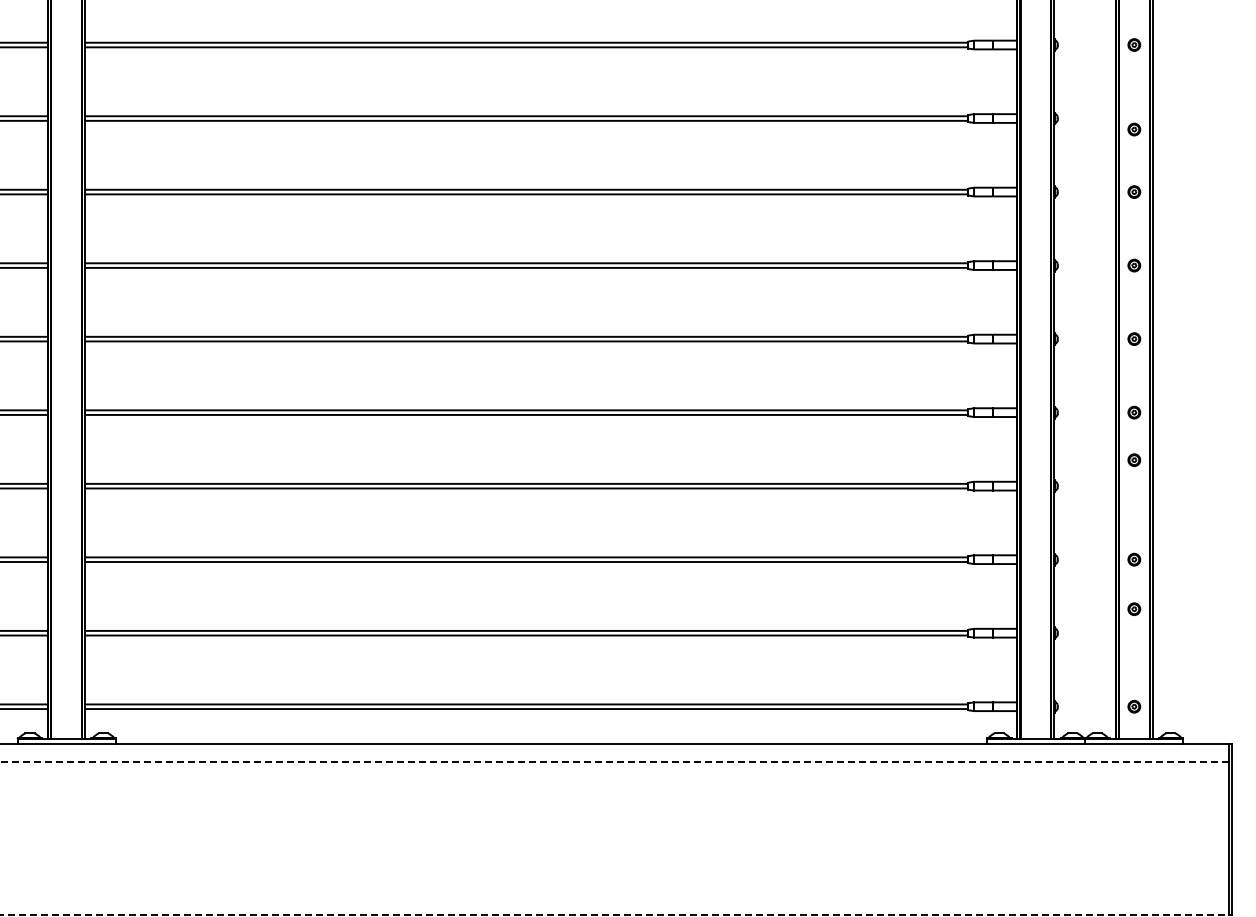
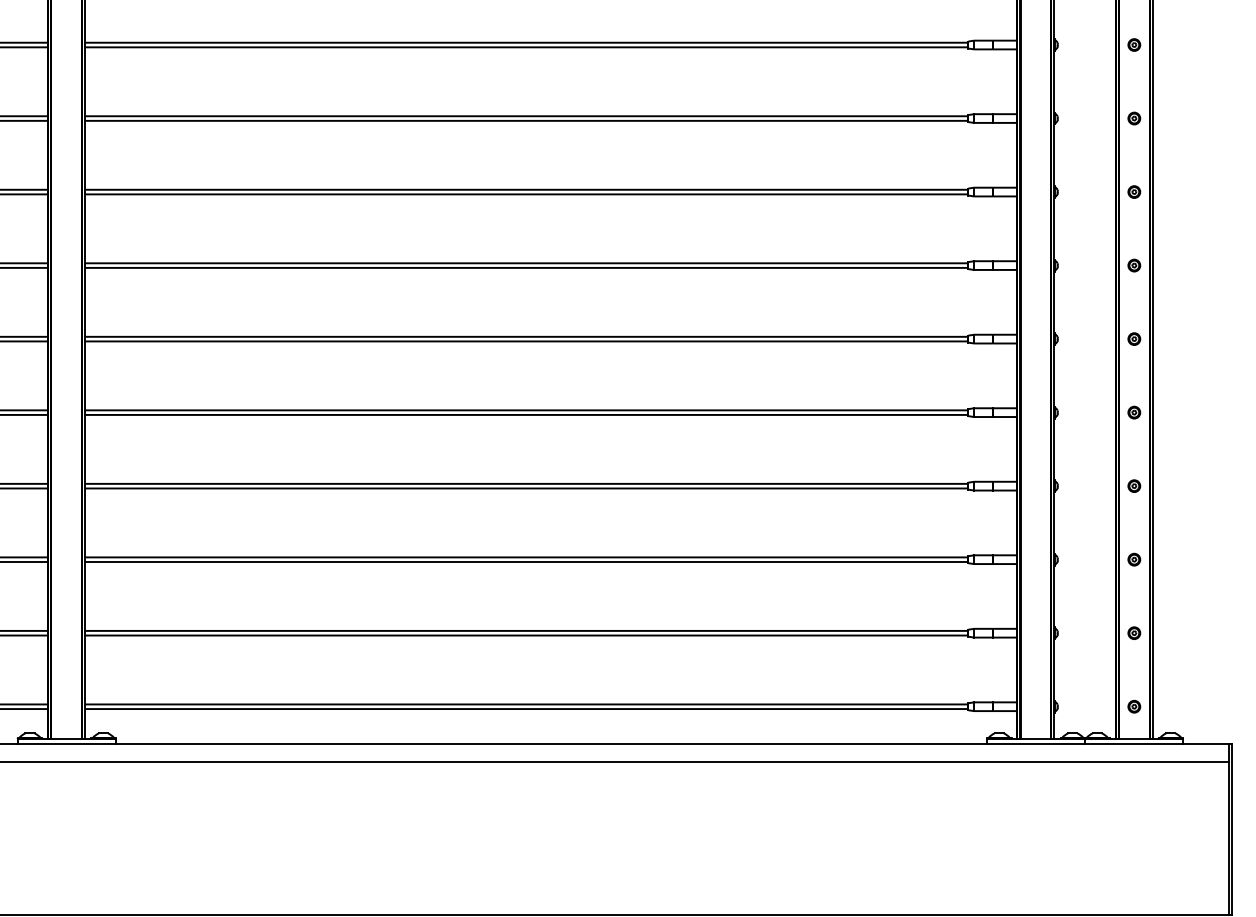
part position: (1134, 129) -> (1134, 118) (1134, 118)
part position: (1134, 459) -> (1134, 485) (1134, 485)
part position: (1134, 608) -> (1134, 632) (1134, 632)
line: dashed -> solid (614, 761)
line: dashed -> solid (615, 915)
